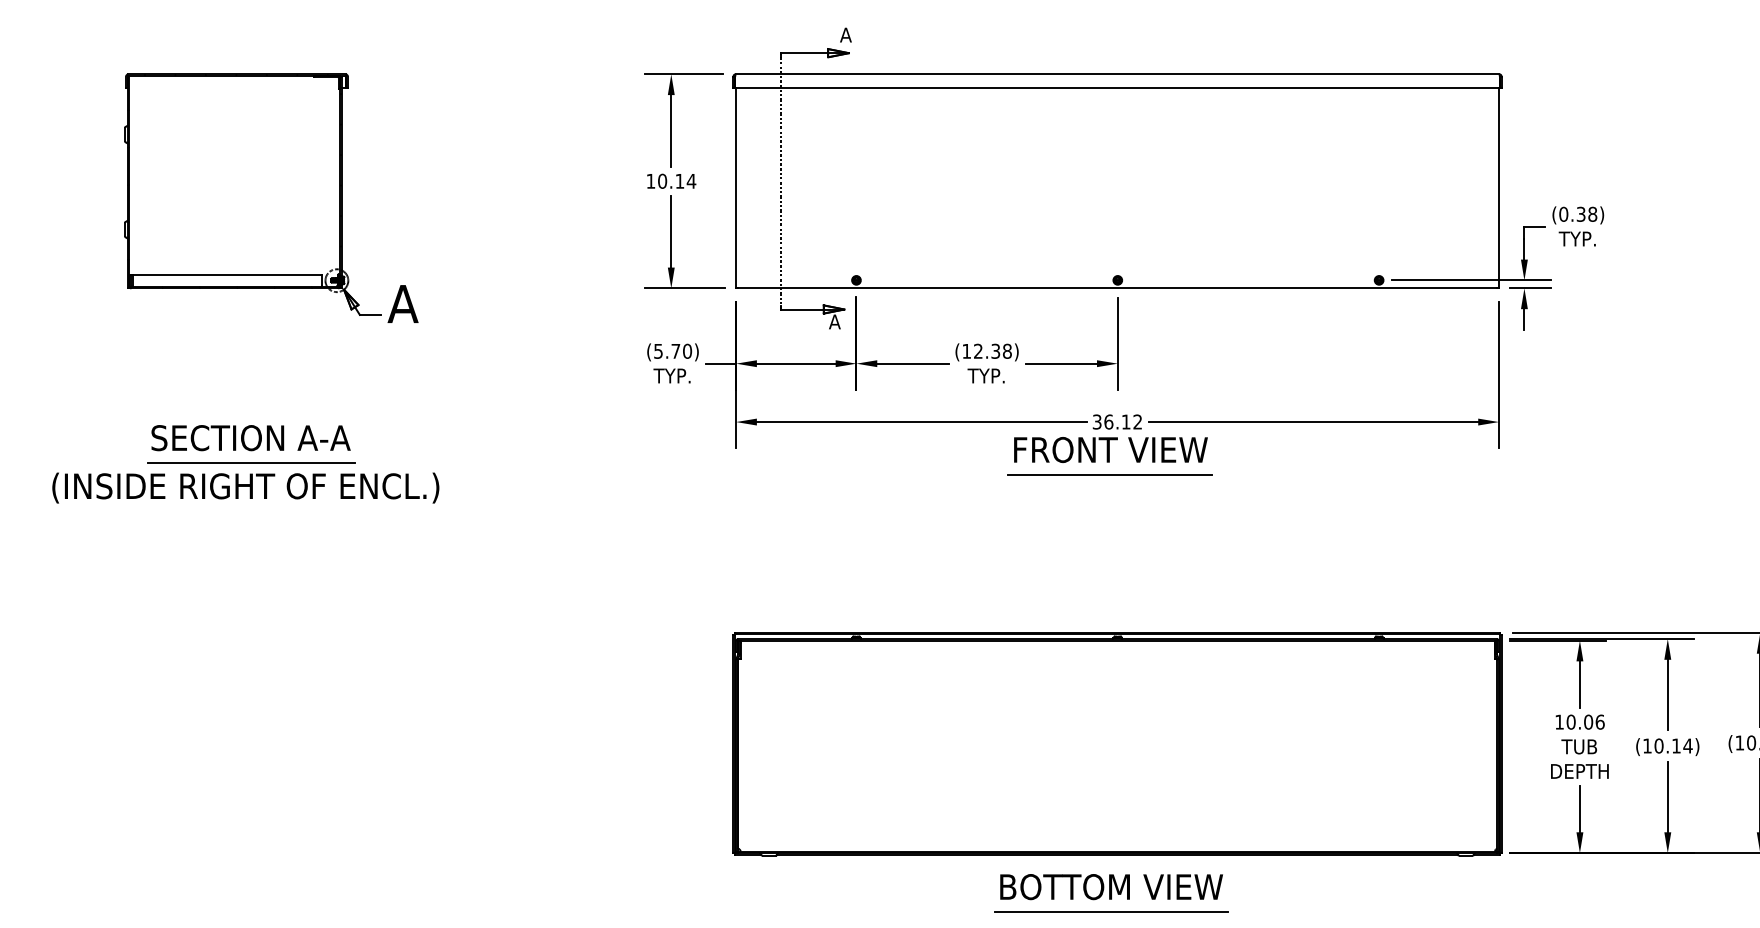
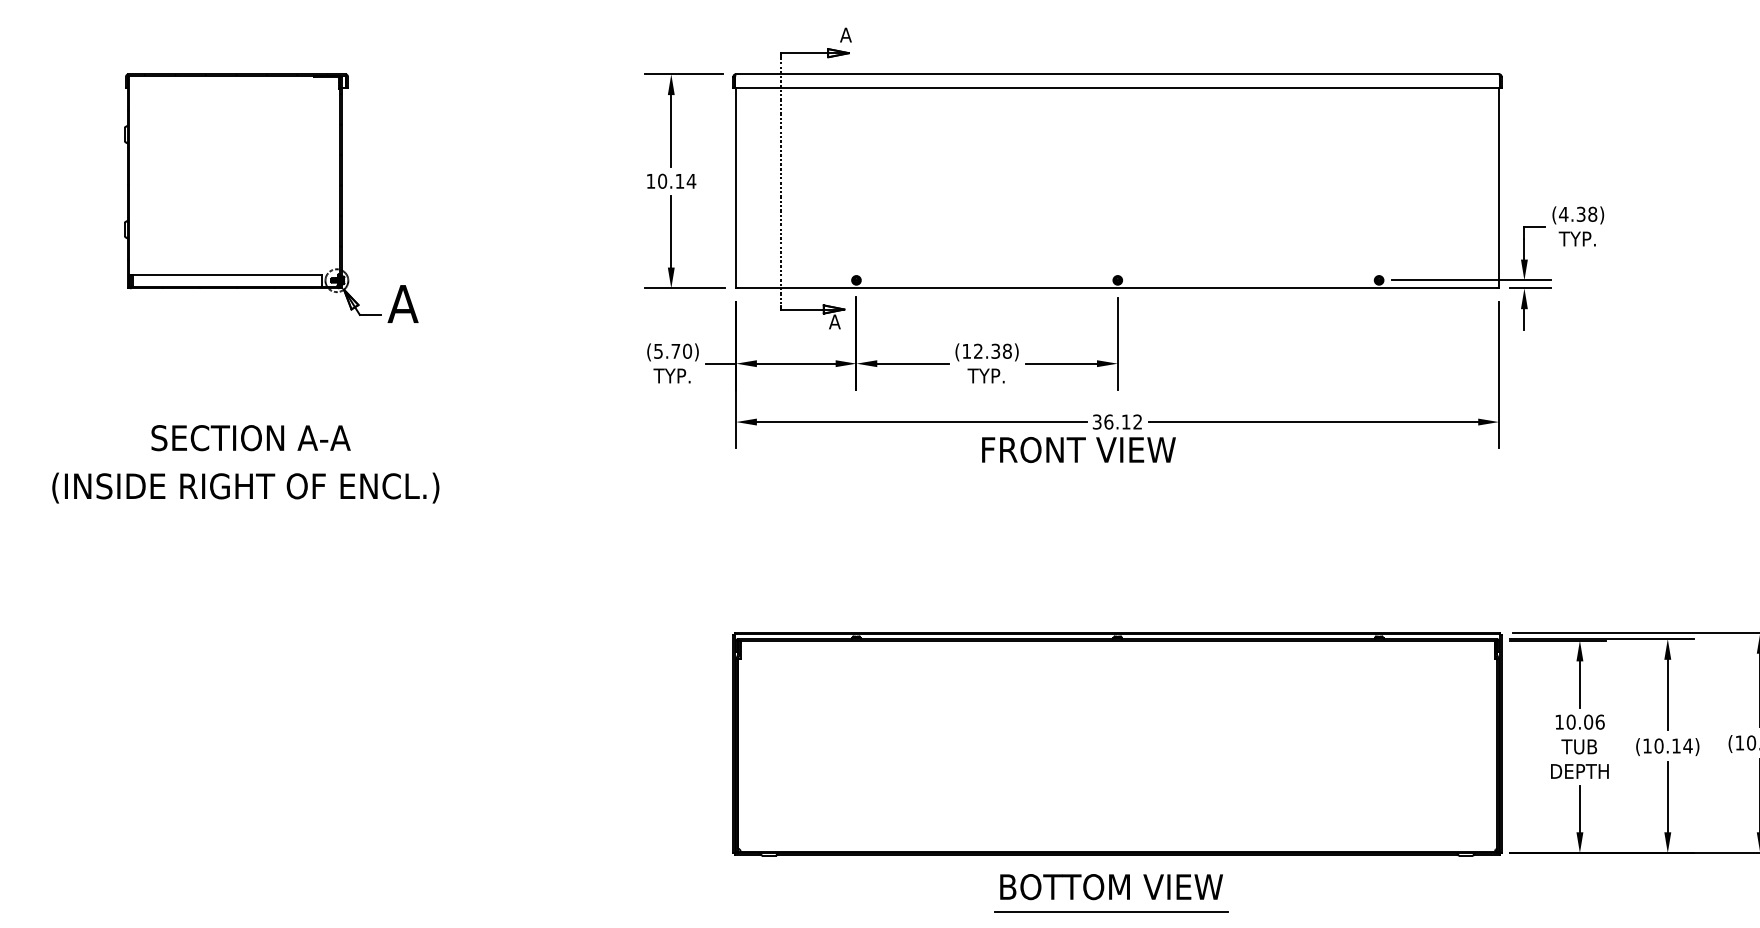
text: (0.38) -> (4.38) (1563, 213)
text position: (1110, 449) -> (1078, 449) (1078, 449)
line: present -> none (251, 463)
line: present -> none (1110, 475)
